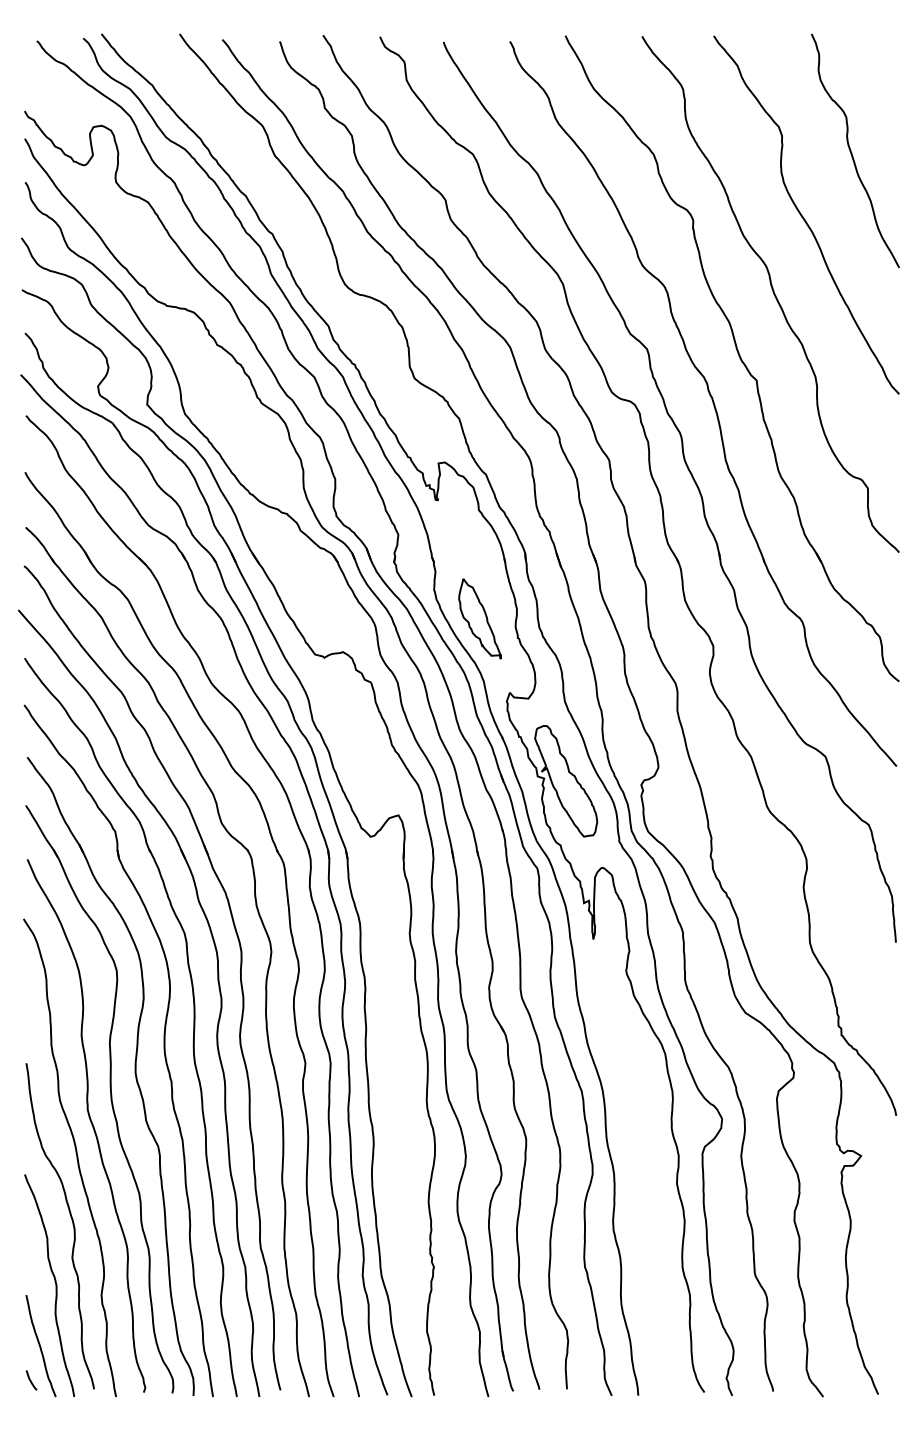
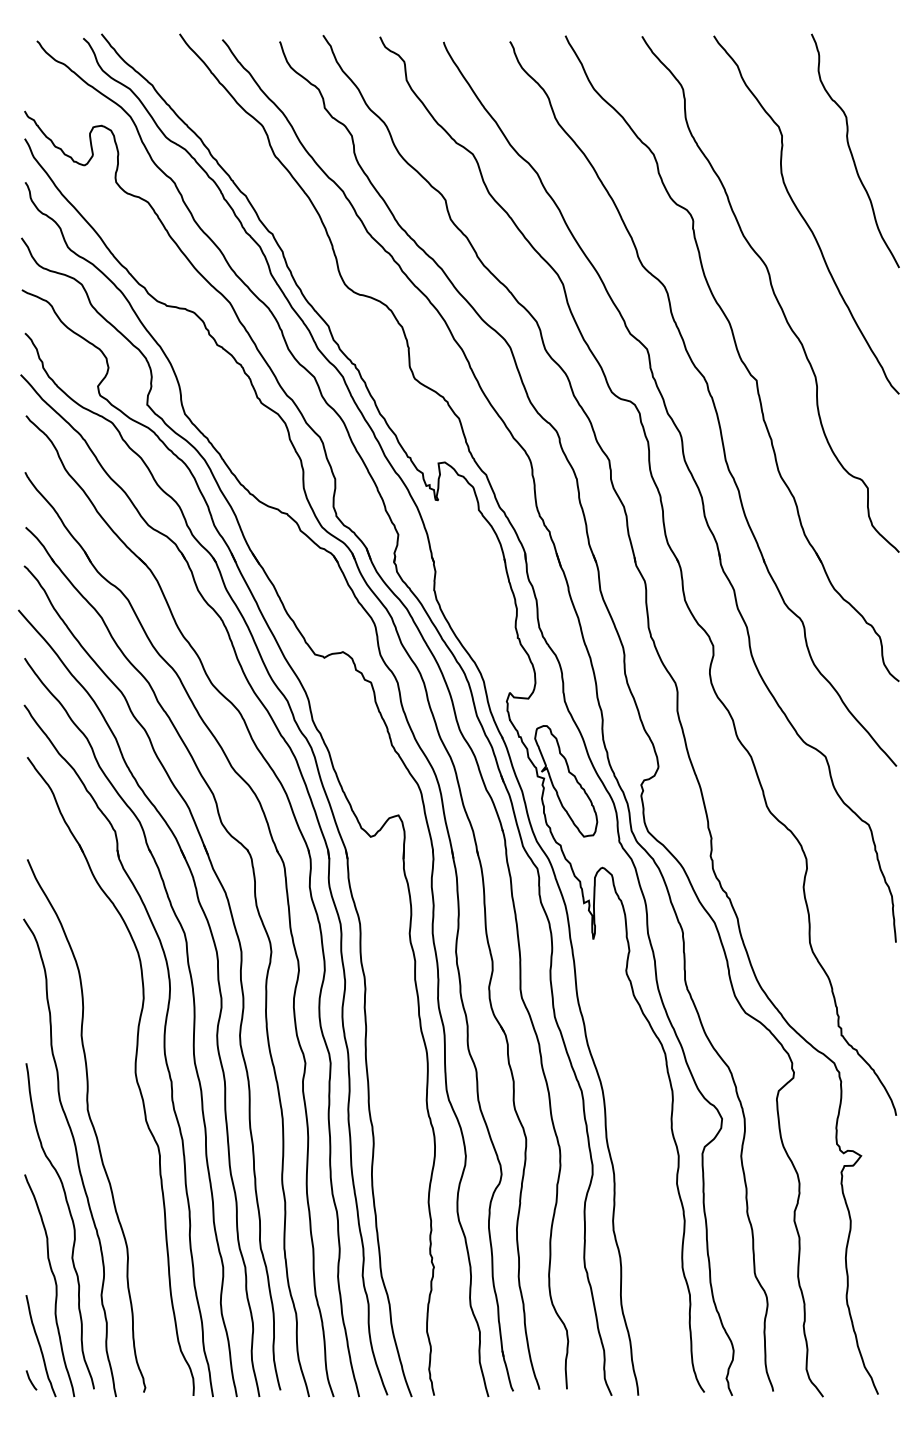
part: present -> none (479, 618)
part: present -> none (110, 1099)
